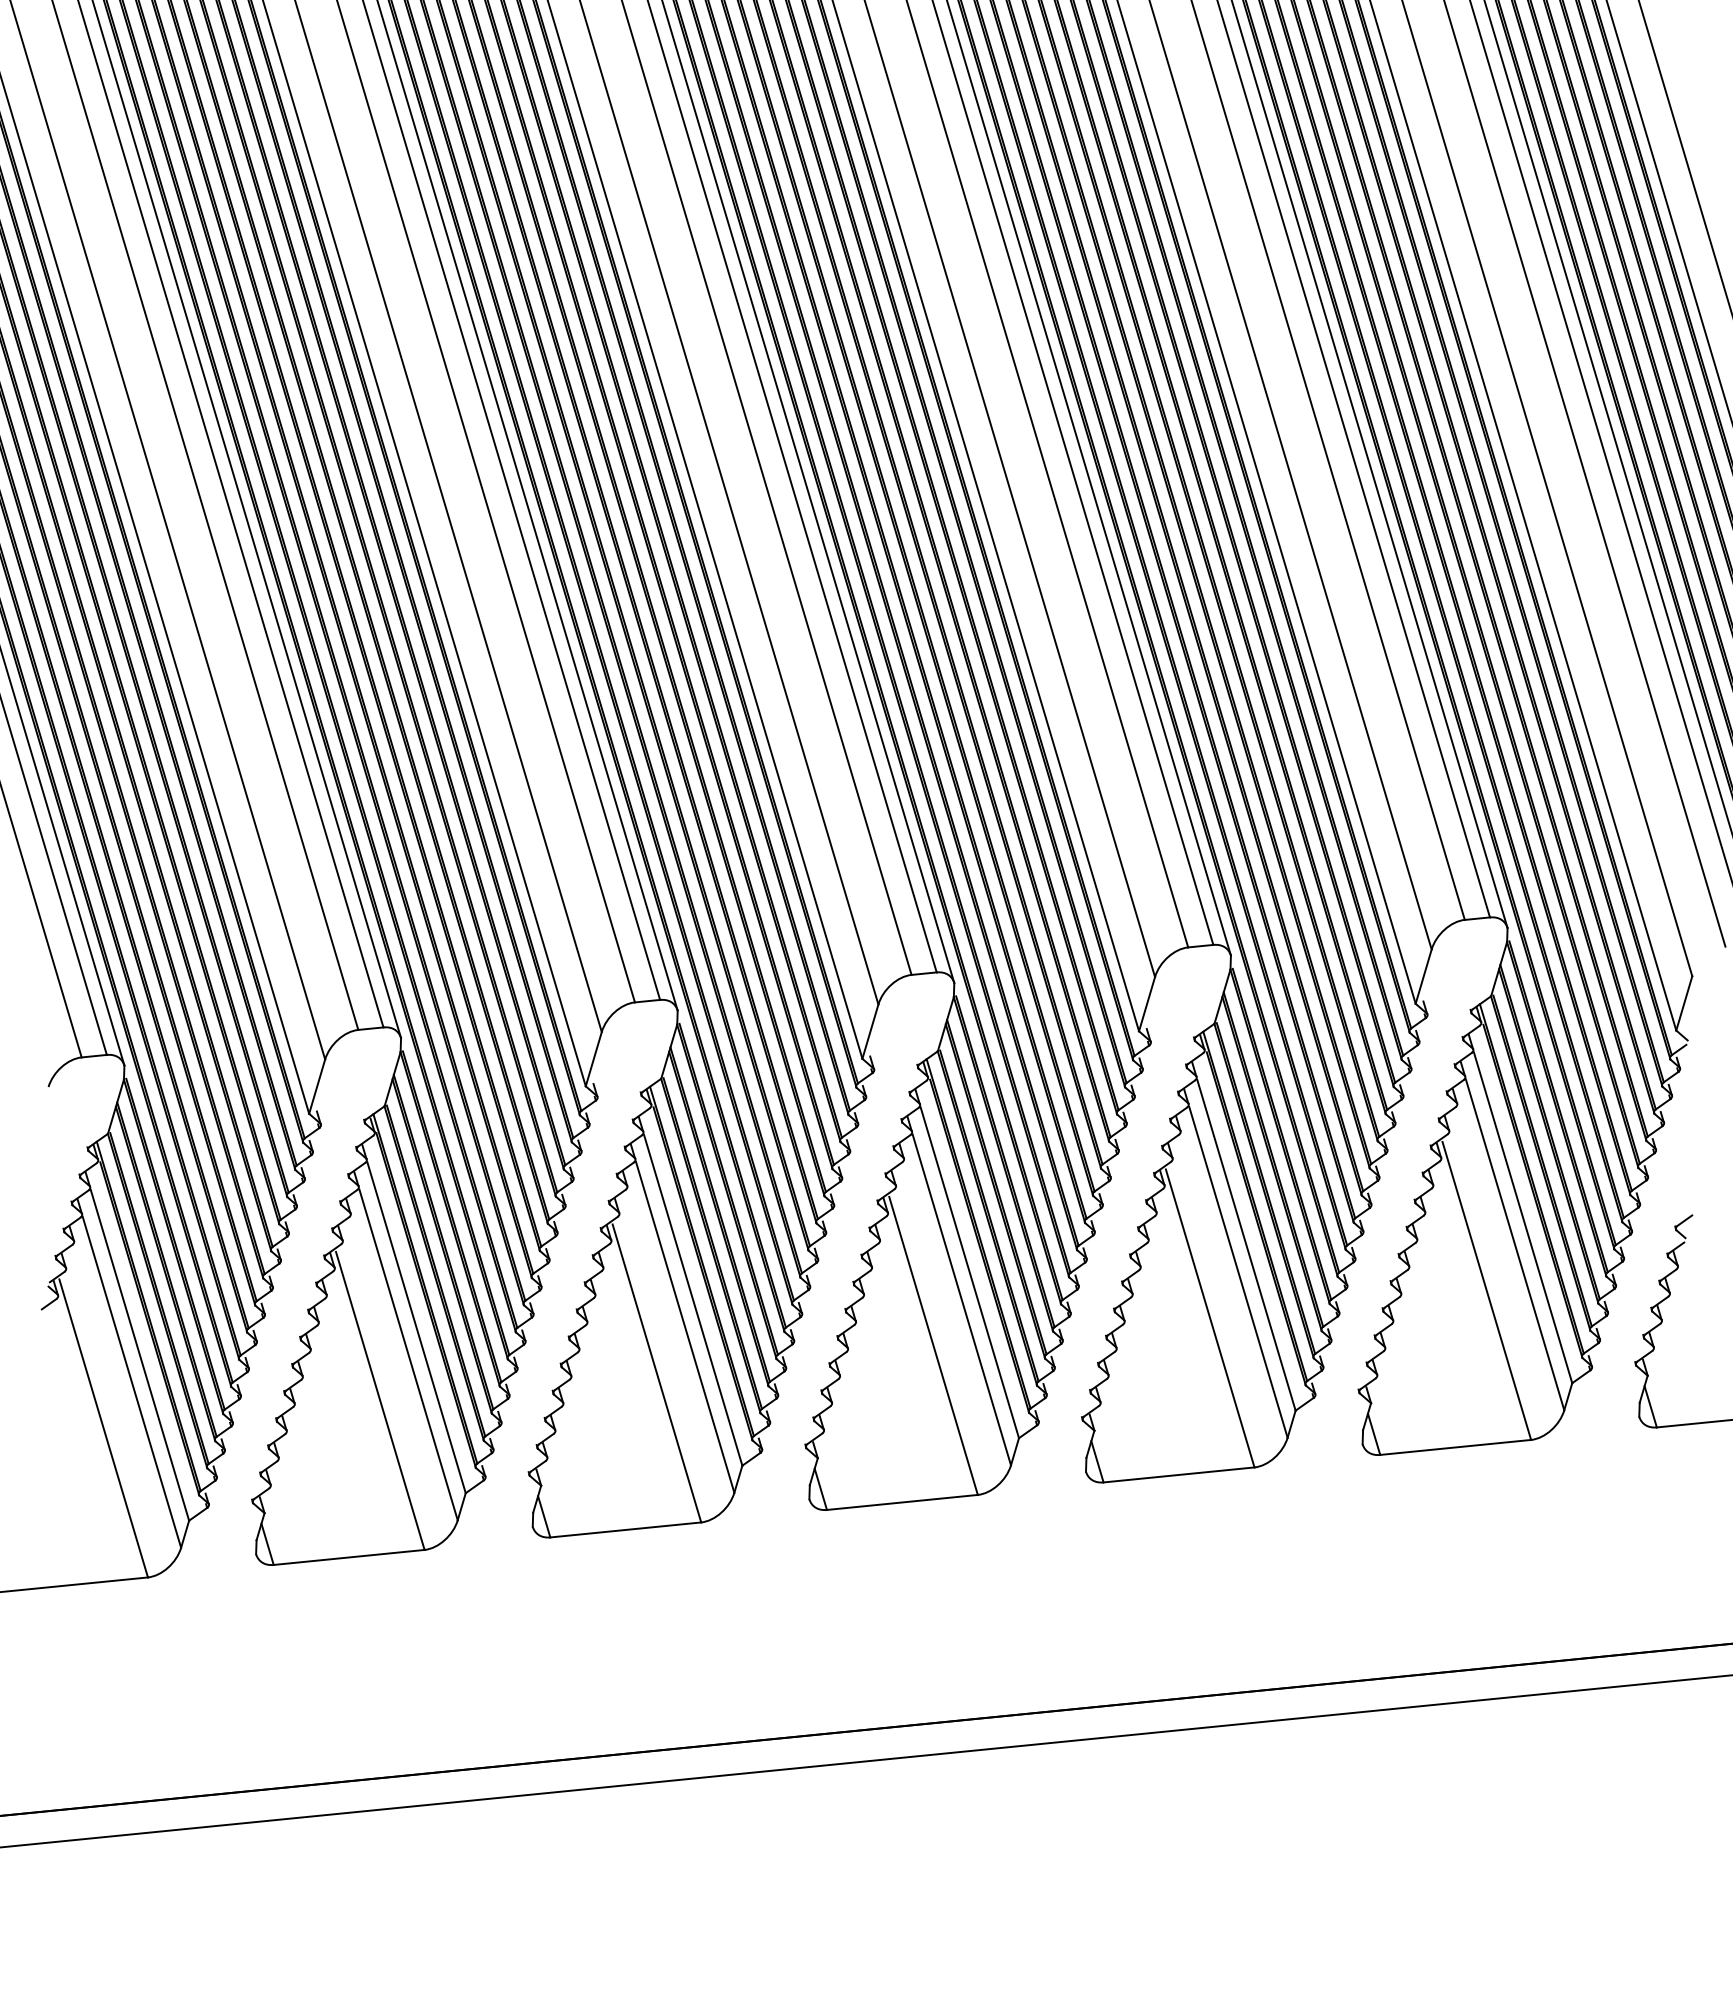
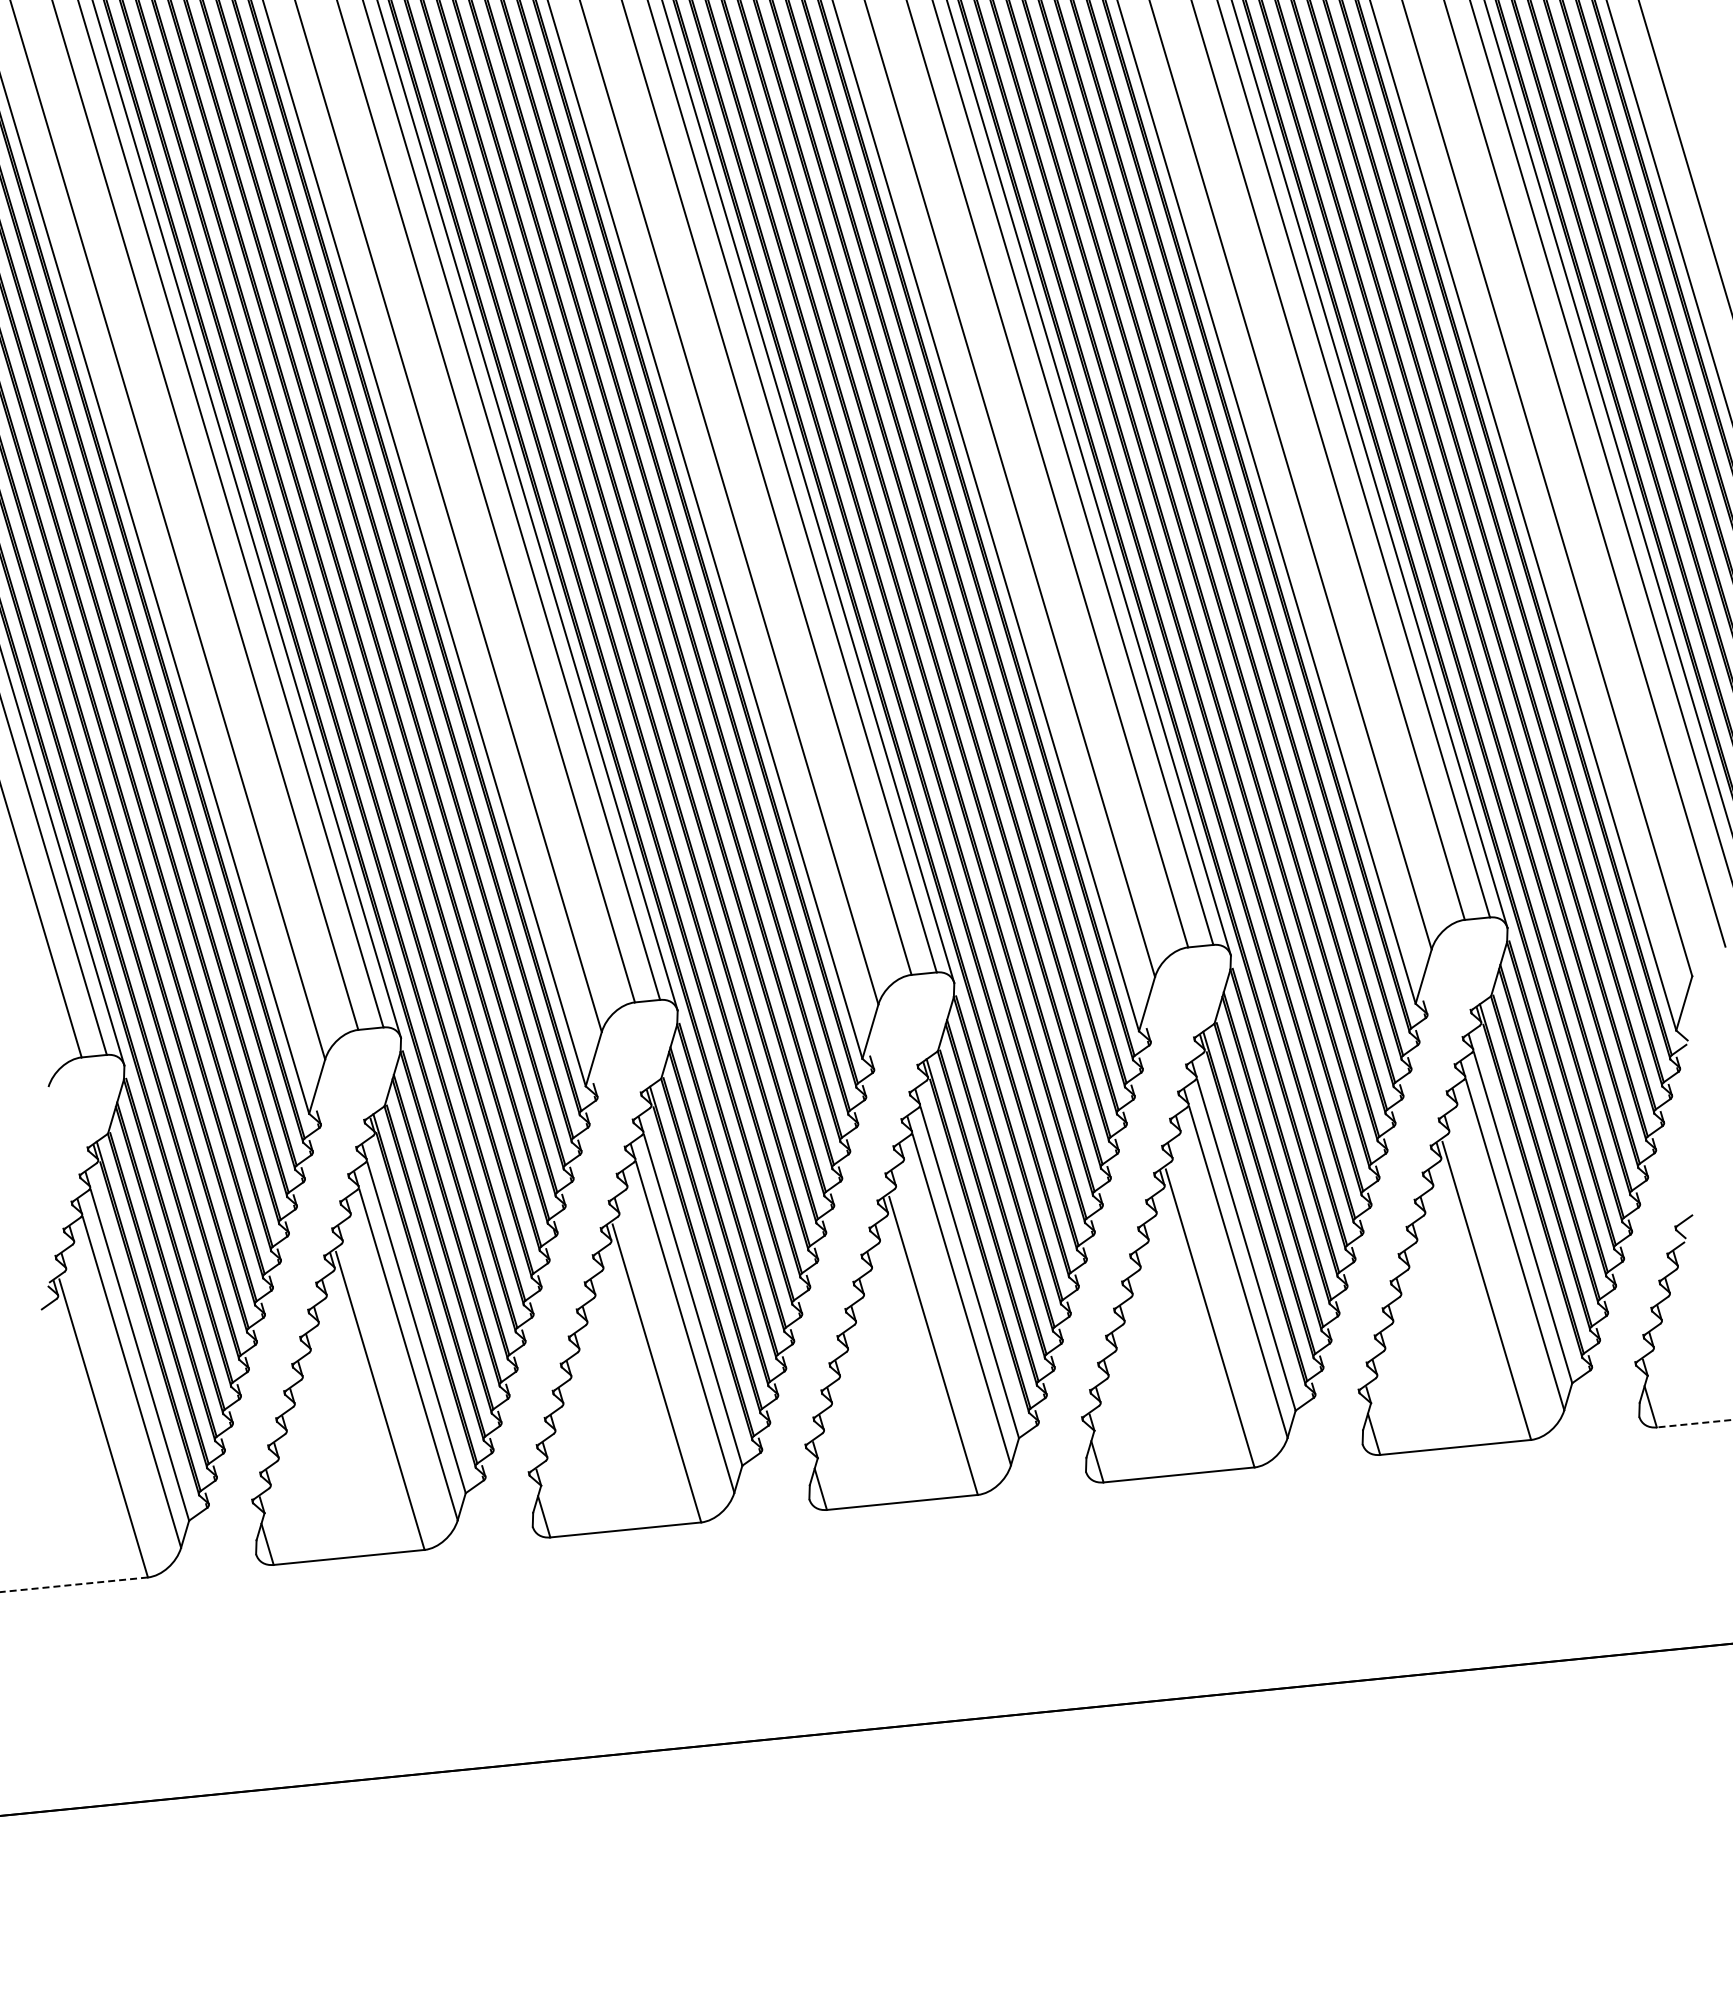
line: solid -> dashed (1694, 1423)
line: solid -> dashed (73, 1584)
line: present -> none (865, 1761)
